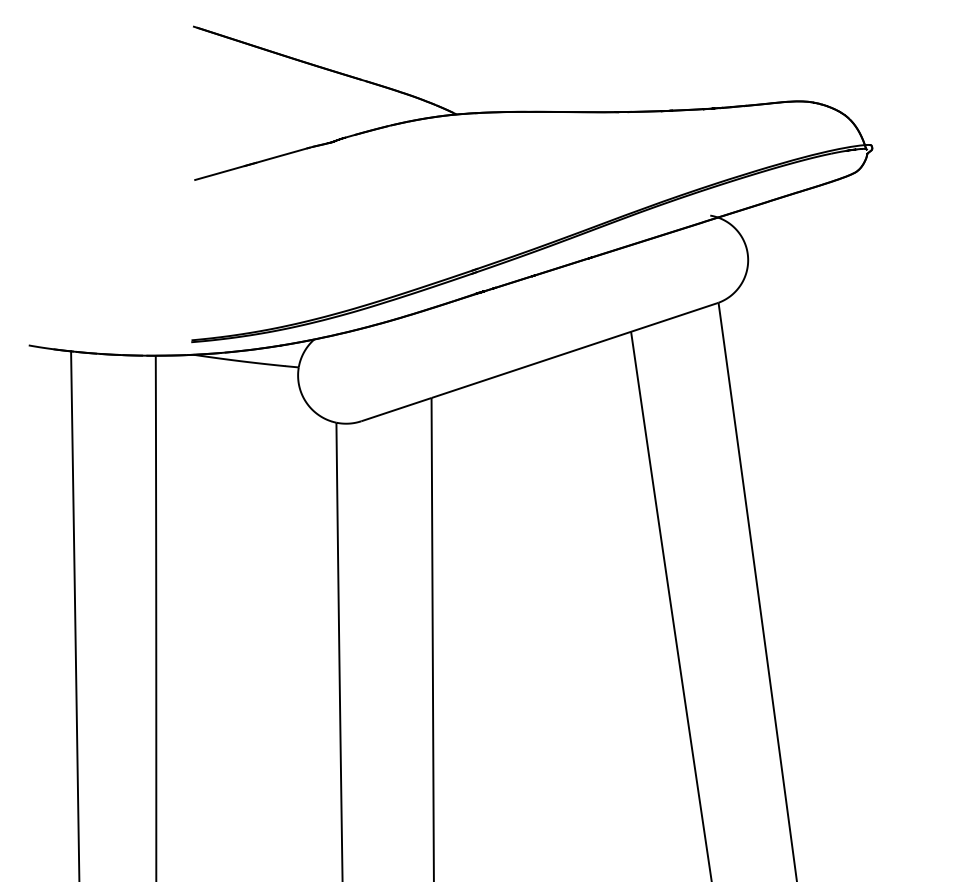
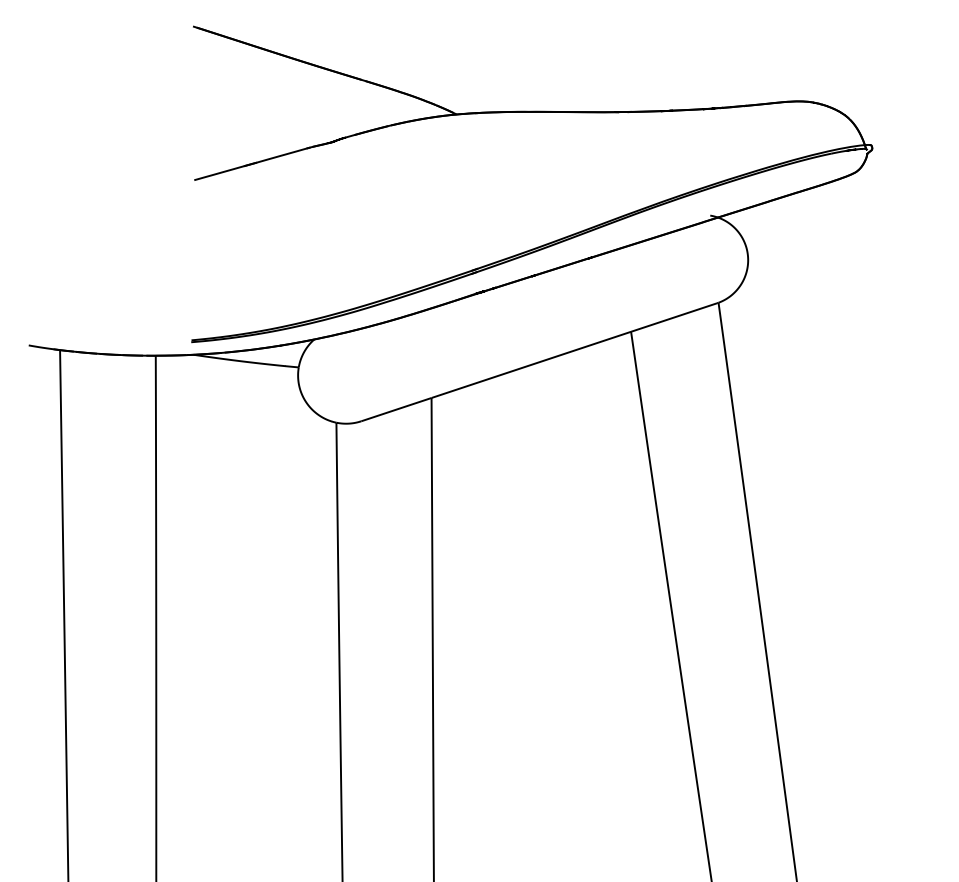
line position: (75, 614) -> (64, 614) (64, 614)
